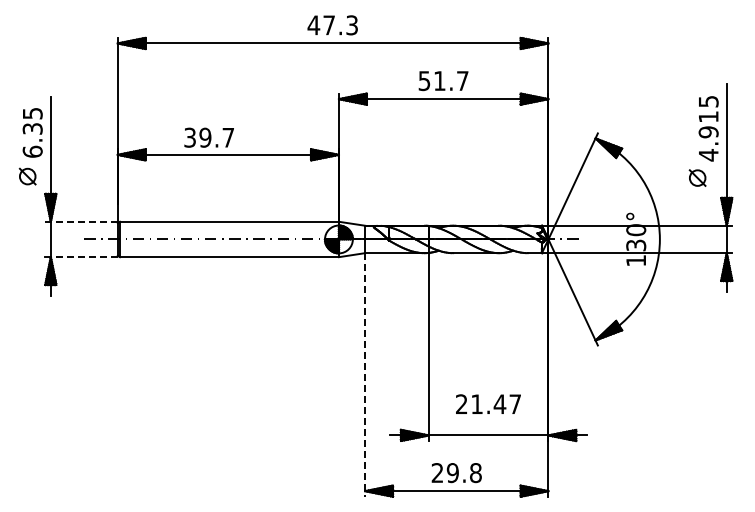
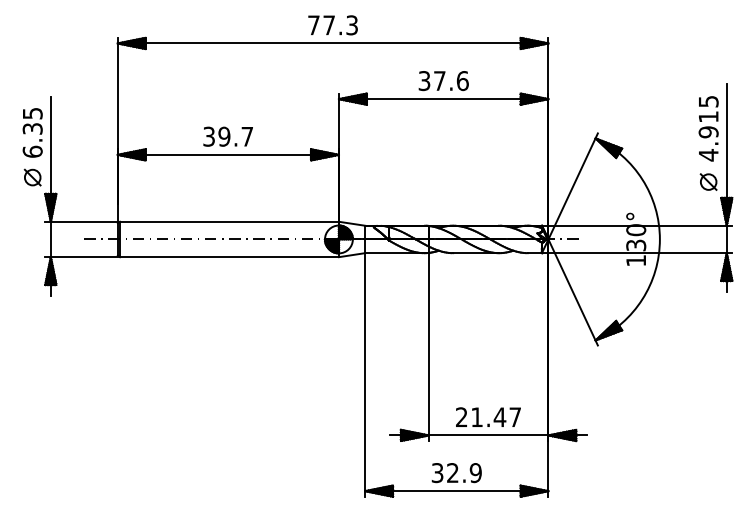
text: 47.3 -> 77.3 (313, 25)
text: 51.7 -> 37.6 (443, 81)
text position: (208, 137) -> (227, 136) (227, 136)
part position: (27, 176) -> (32, 177) (32, 177)
part position: (697, 177) -> (708, 181) (708, 181)
line: dashed -> solid (82, 221)
line: dashed -> solid (83, 257)
line: dashed -> solid (365, 374)
text position: (488, 403) -> (488, 416) (488, 416)
text: 29.8 -> 32.9 (456, 473)
